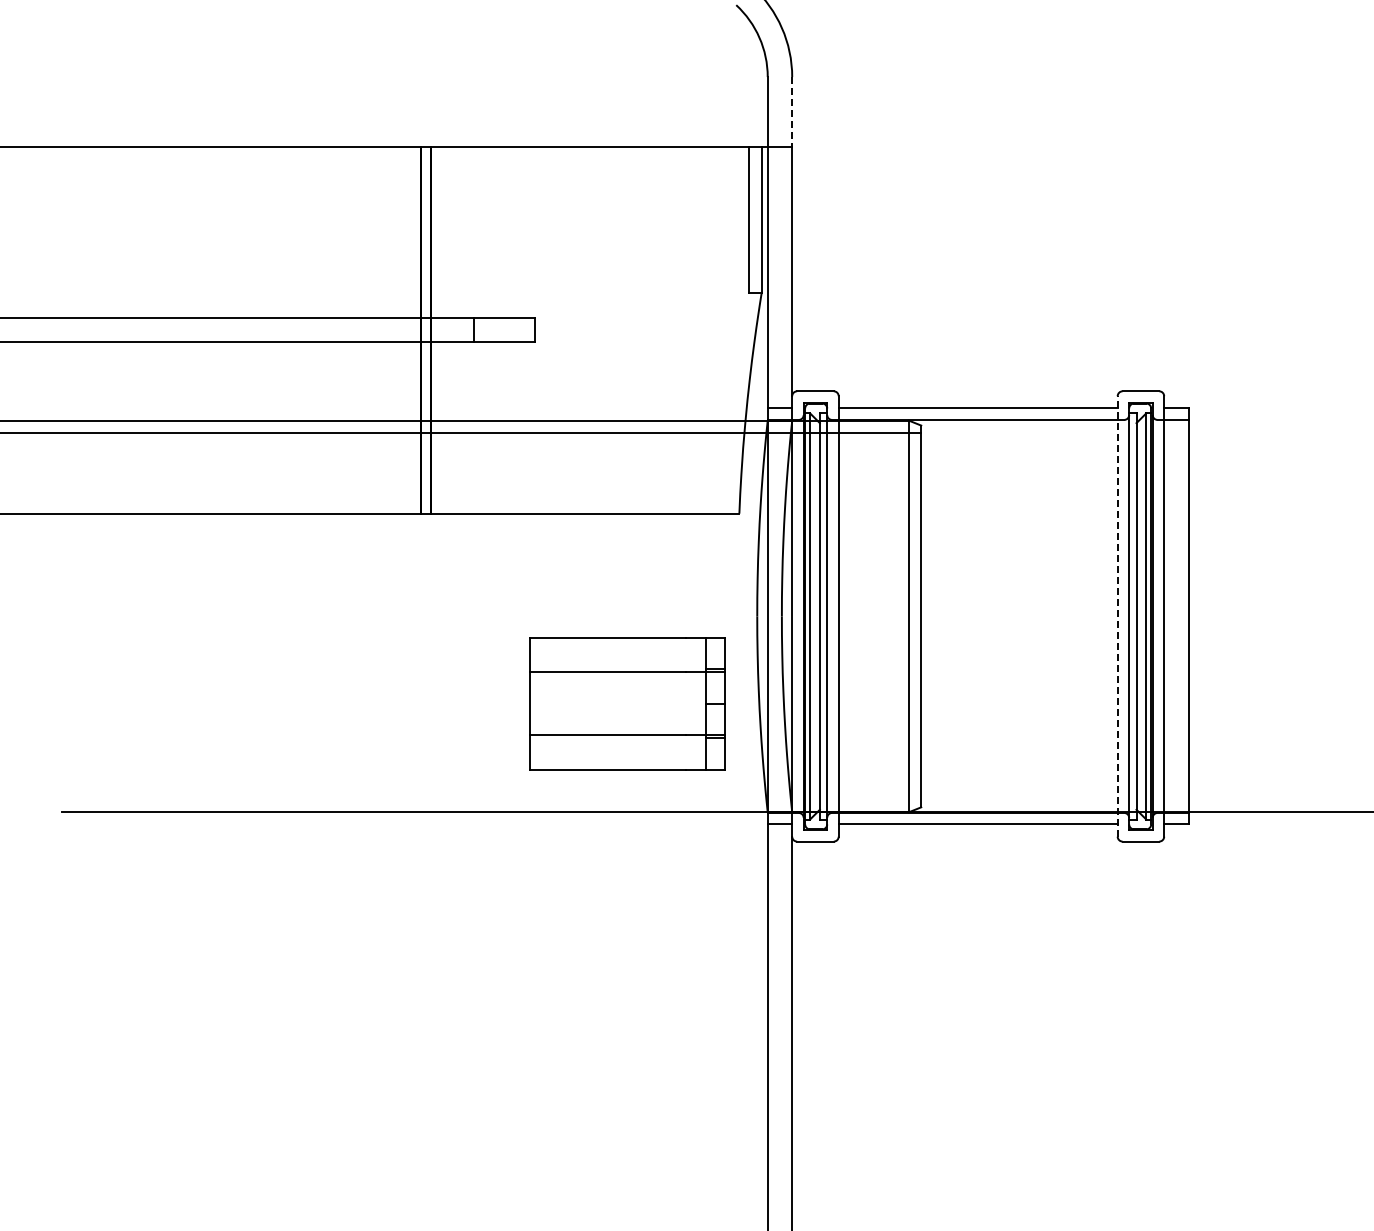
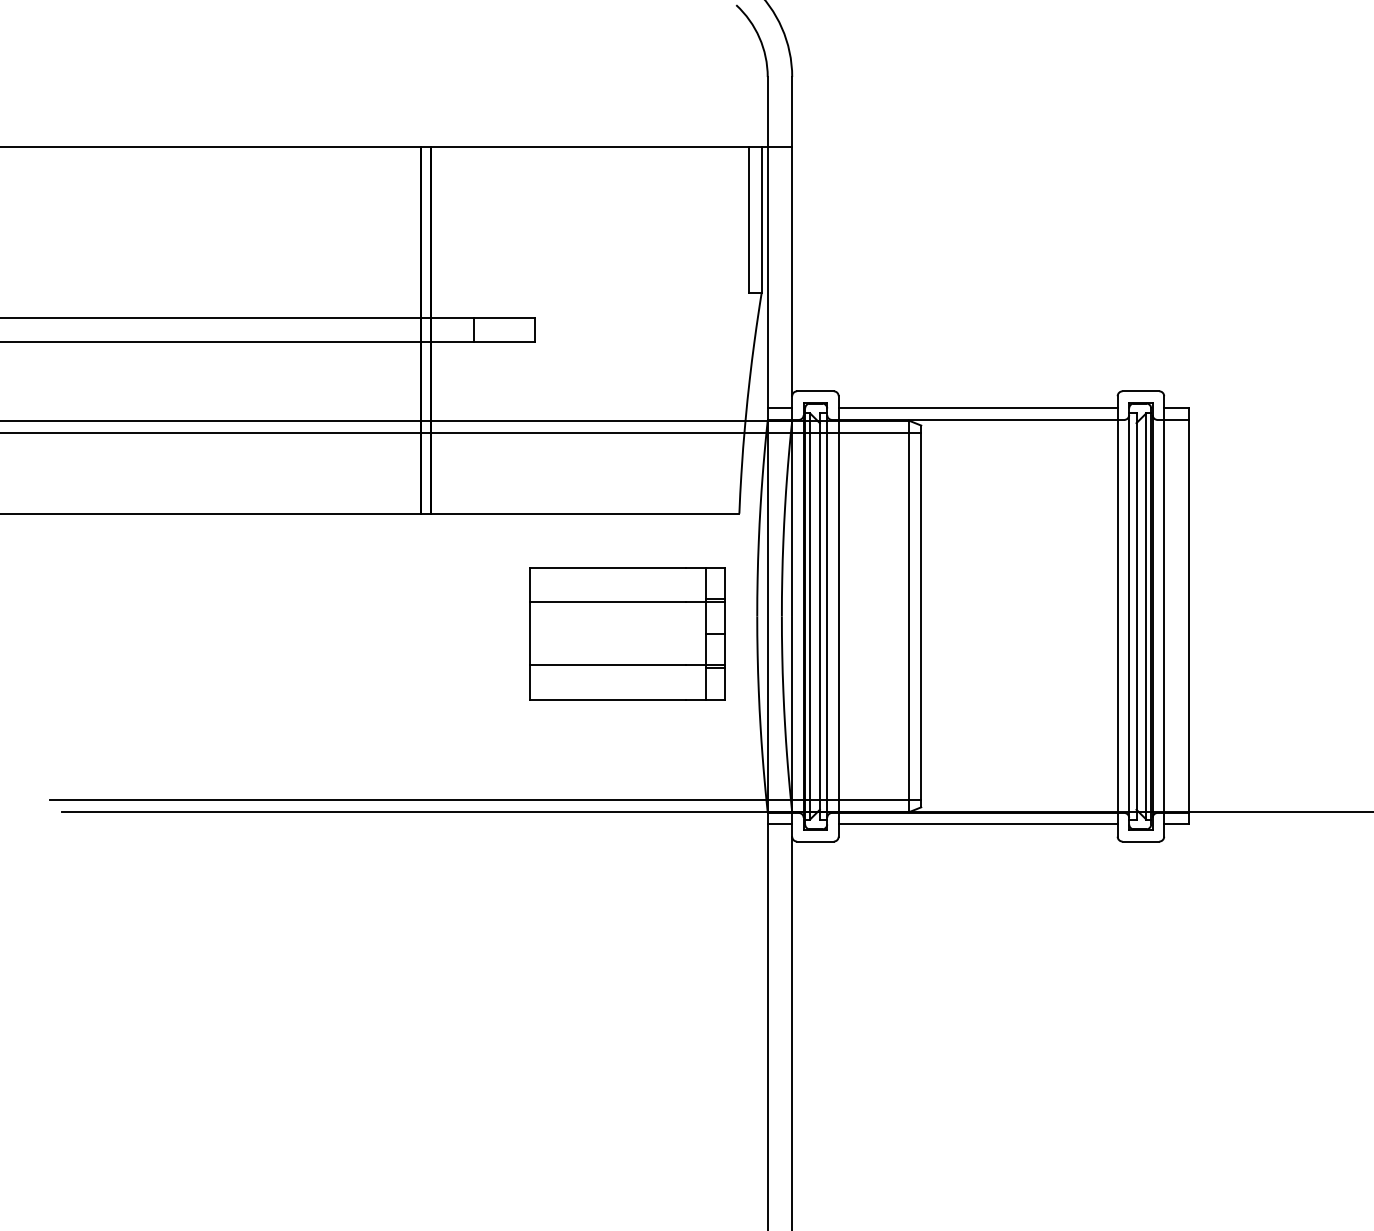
line: dashed -> solid (792, 111)
line: dashed -> solid (1117, 615)
part position: (627, 703) -> (627, 633) (627, 633)
line: none -> present (485, 800)
